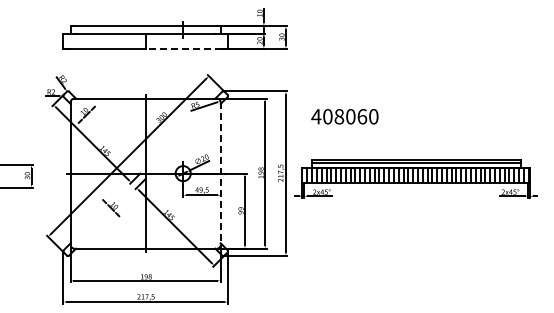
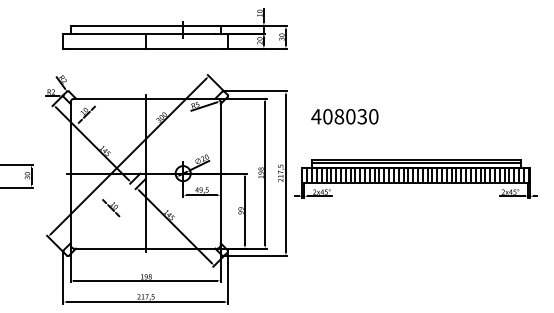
line: dashed -> solid (183, 48)
text: 408060 -> 408030 (362, 116)
line: dashed -> solid (220, 174)
